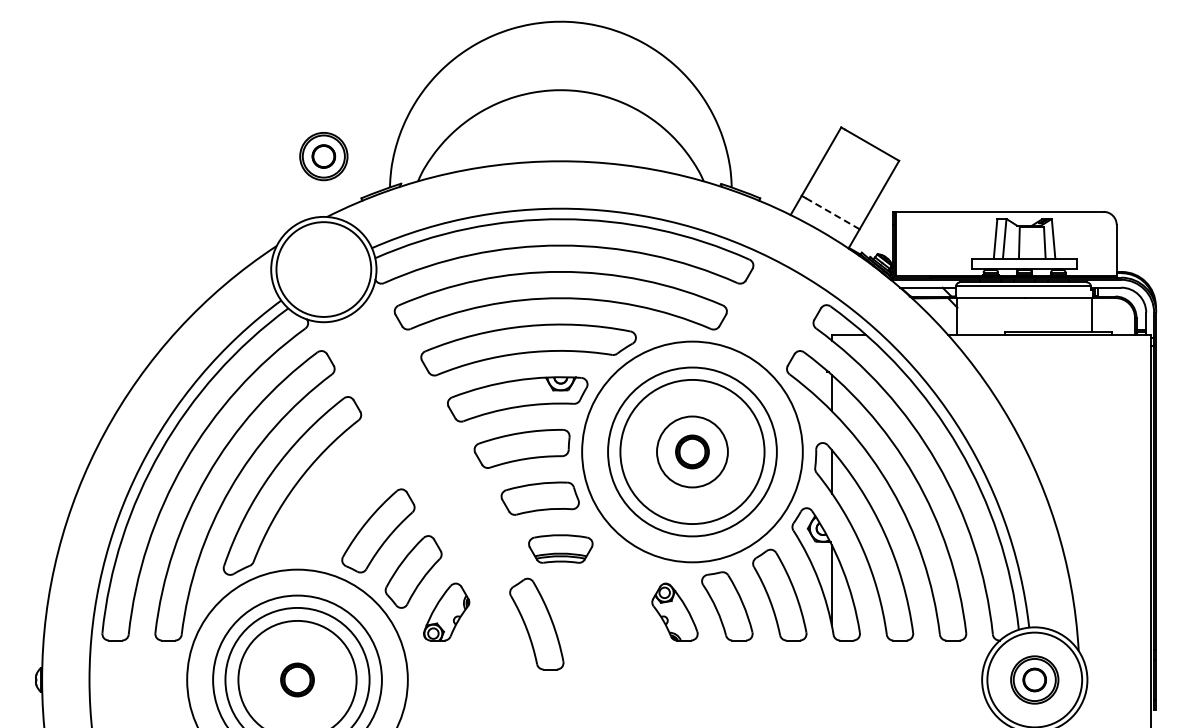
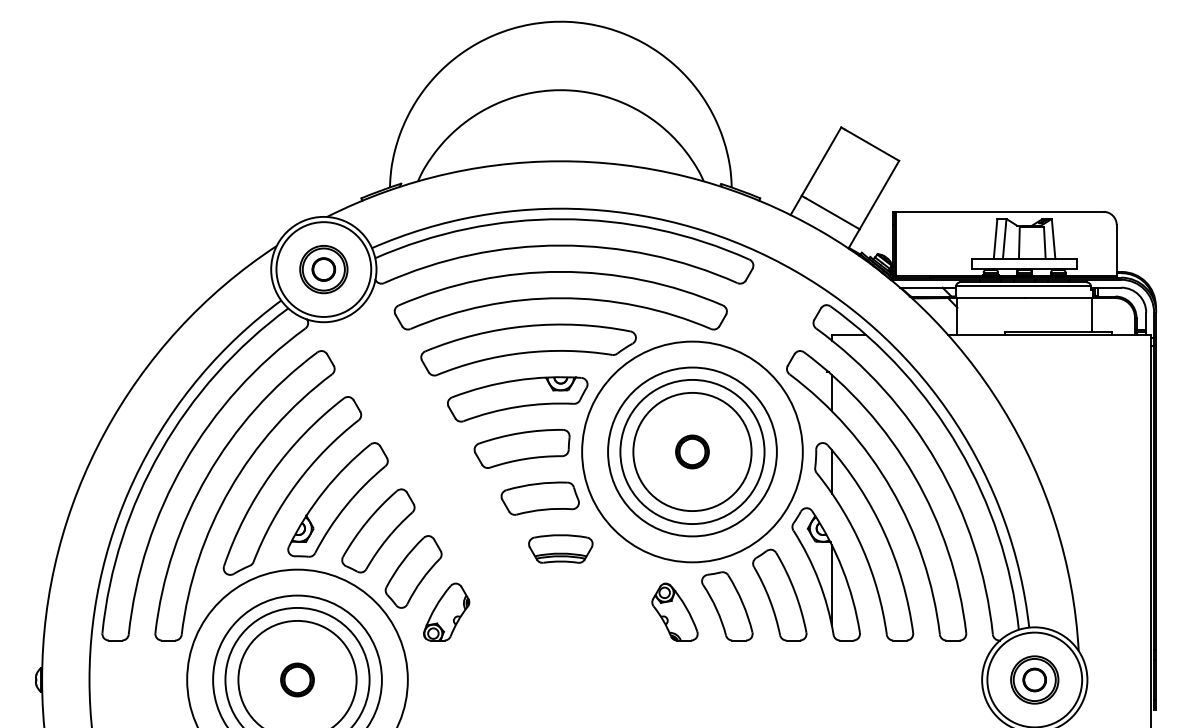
part position: (323, 156) -> (323, 269) (323, 269)
line: dashed -> solid (832, 213)
circle diameter: 71 px -> 118 px (692, 451)
part: none -> present (337, 499)
part: present -> none (536, 623)
